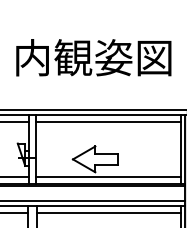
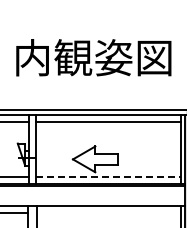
line: solid -> dashed (108, 176)
line: present -> none (92, 201)
line: present -> none (108, 212)
